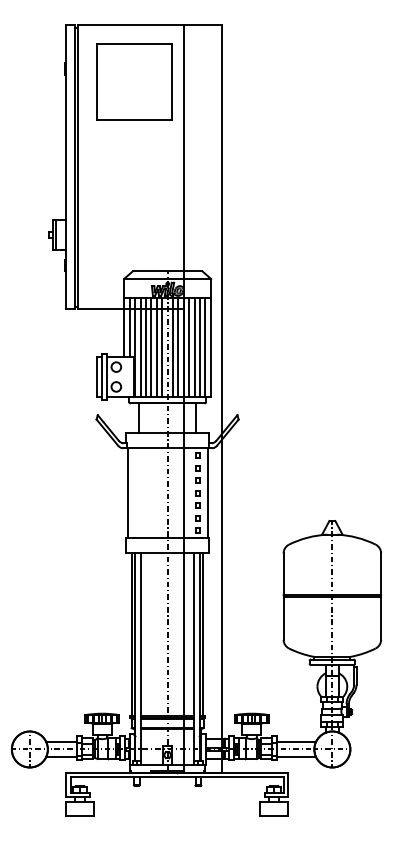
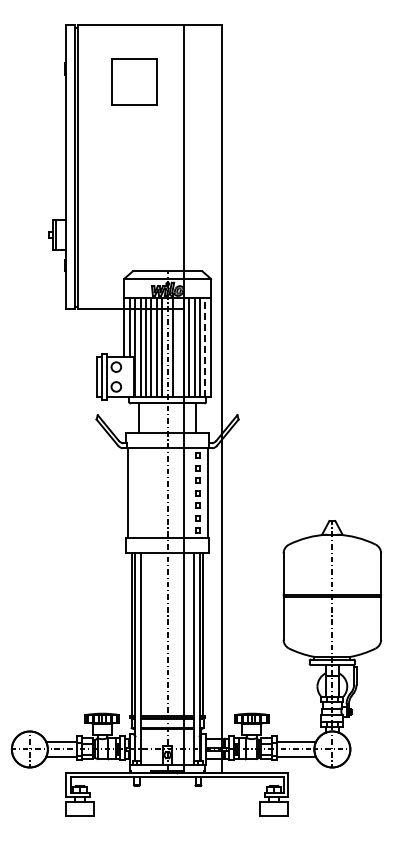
part size: 77x78 px -> 47x48 px (134, 81)
line: present -> none (178, 346)
line: solid -> dashed (205, 347)
